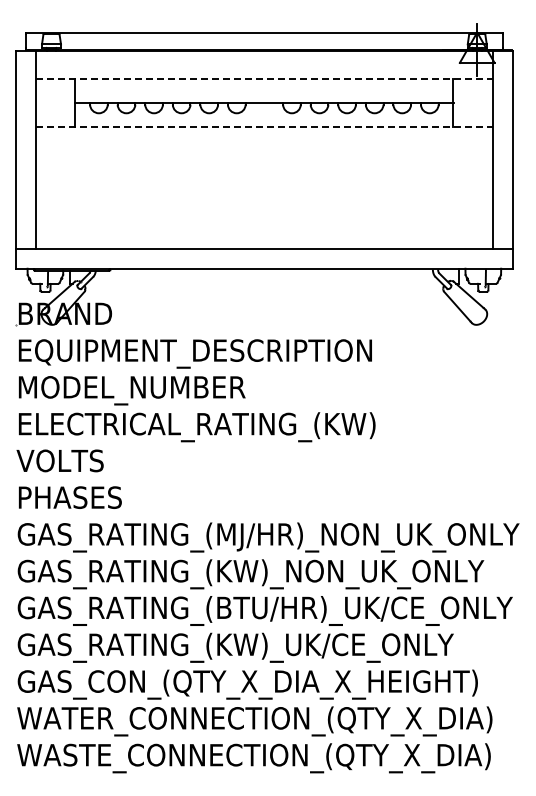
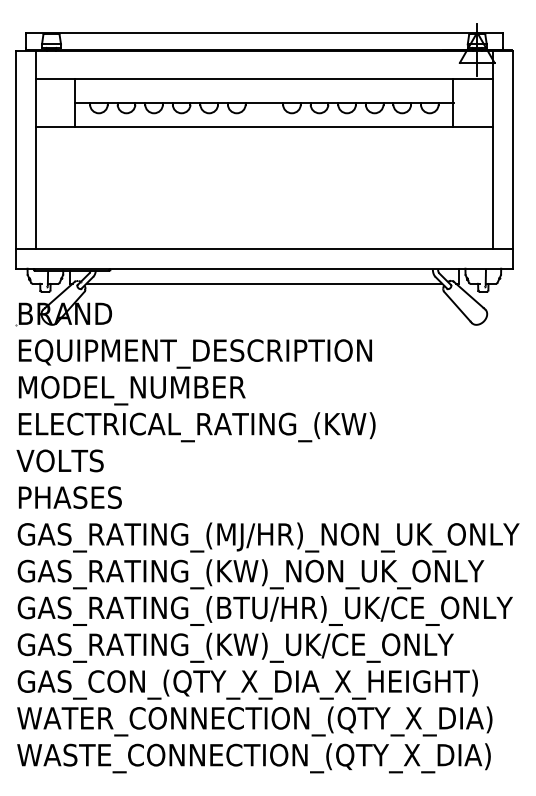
line: dashed -> solid (264, 78)
line: dashed -> solid (264, 127)
line: none -> present (264, 283)
